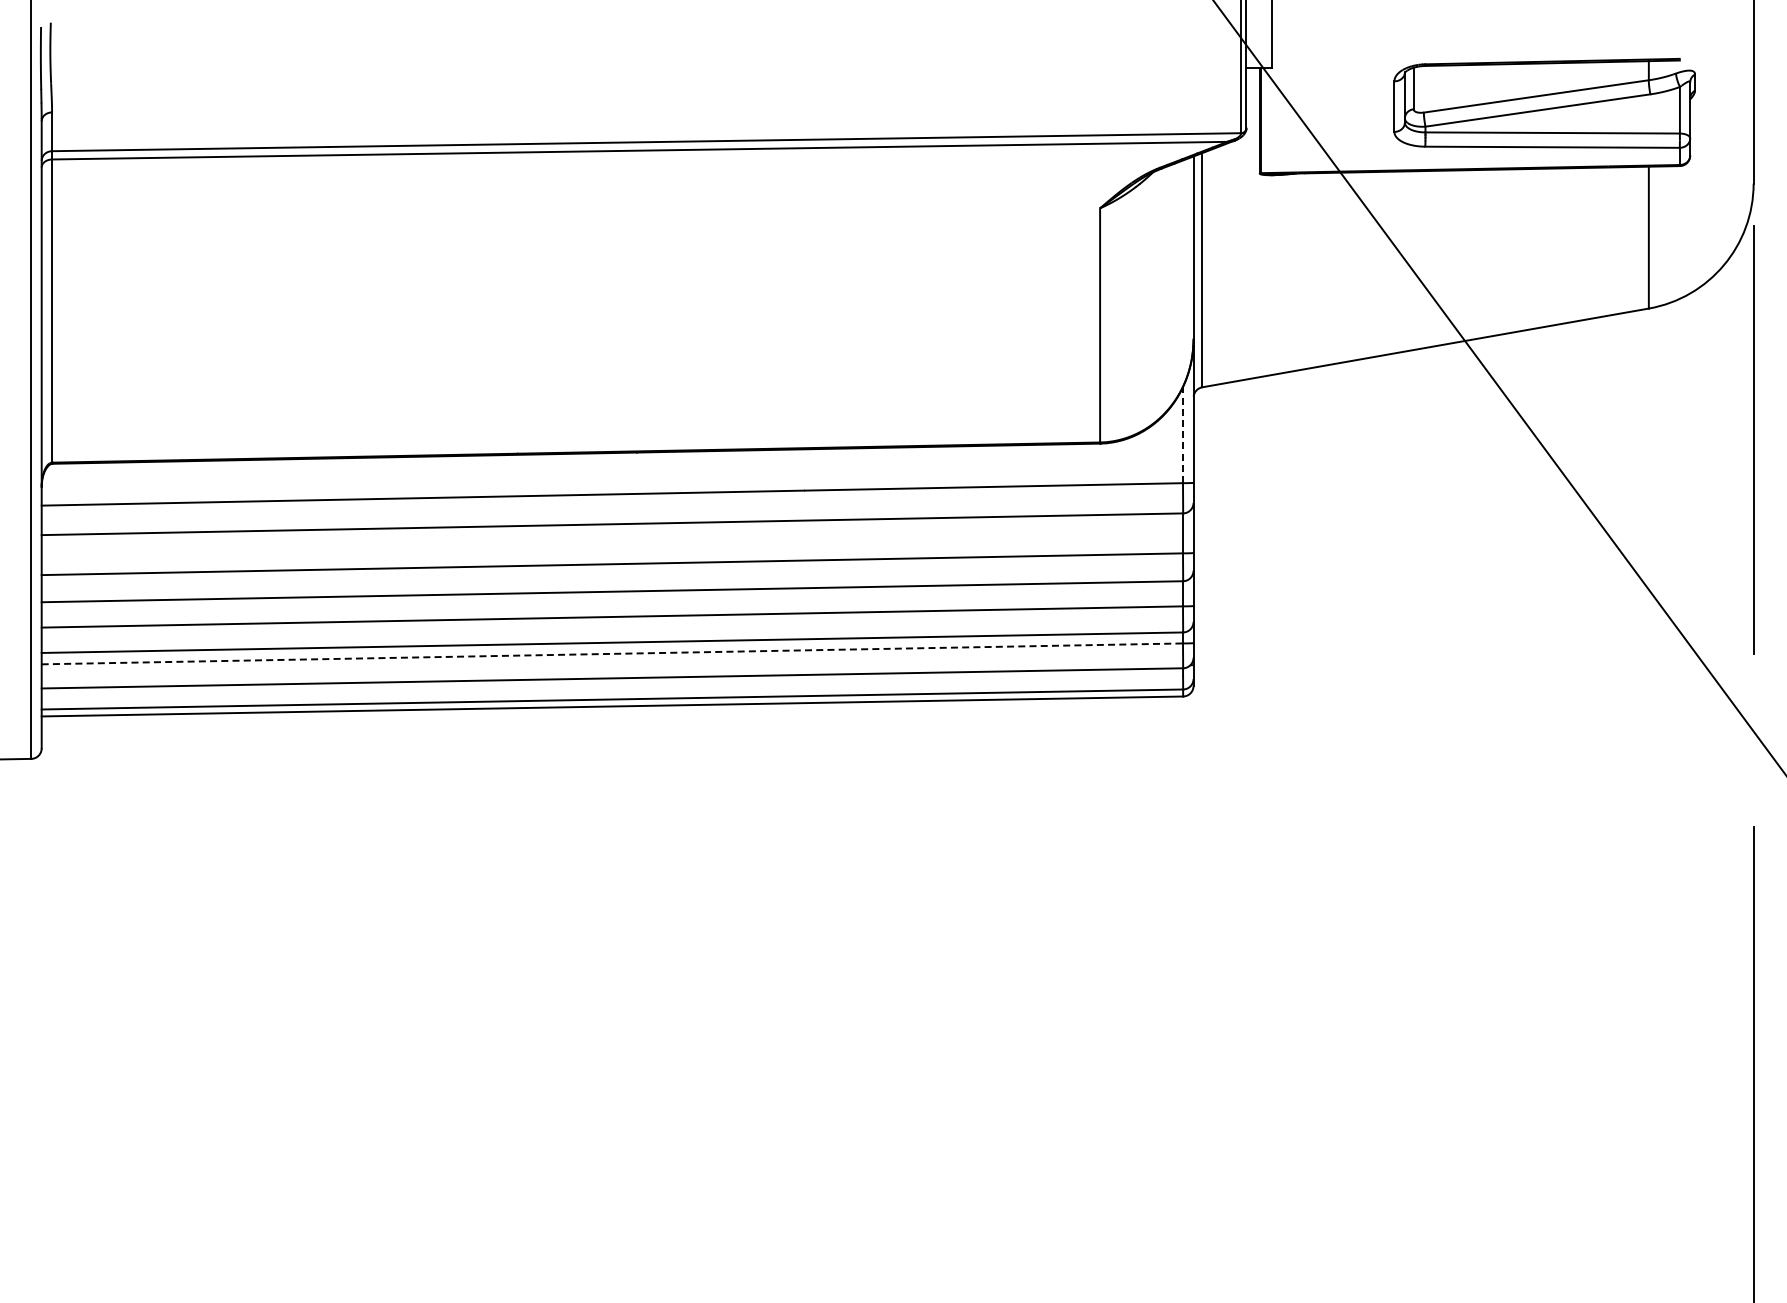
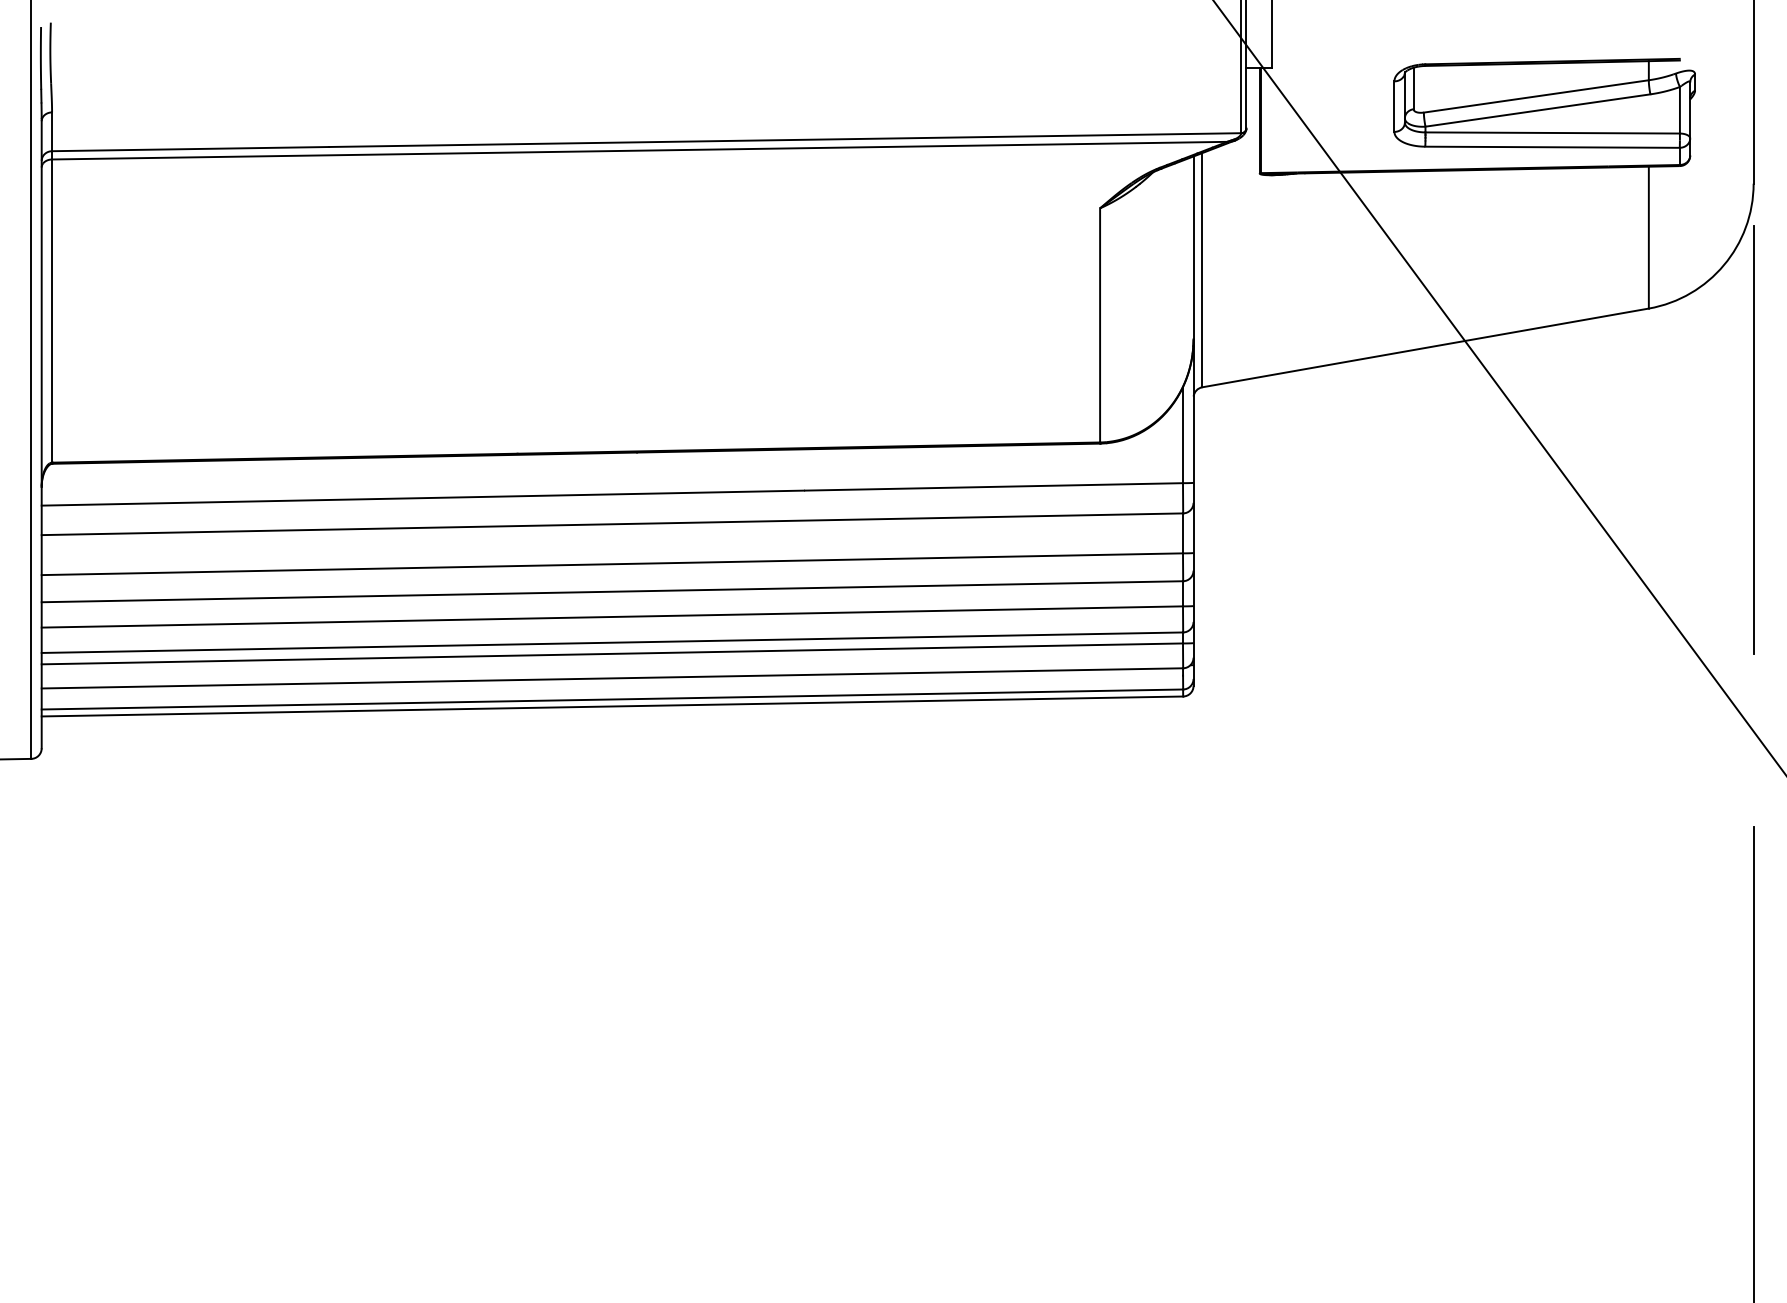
line: dashed -> solid (1182, 435)
line: dashed -> solid (612, 653)
